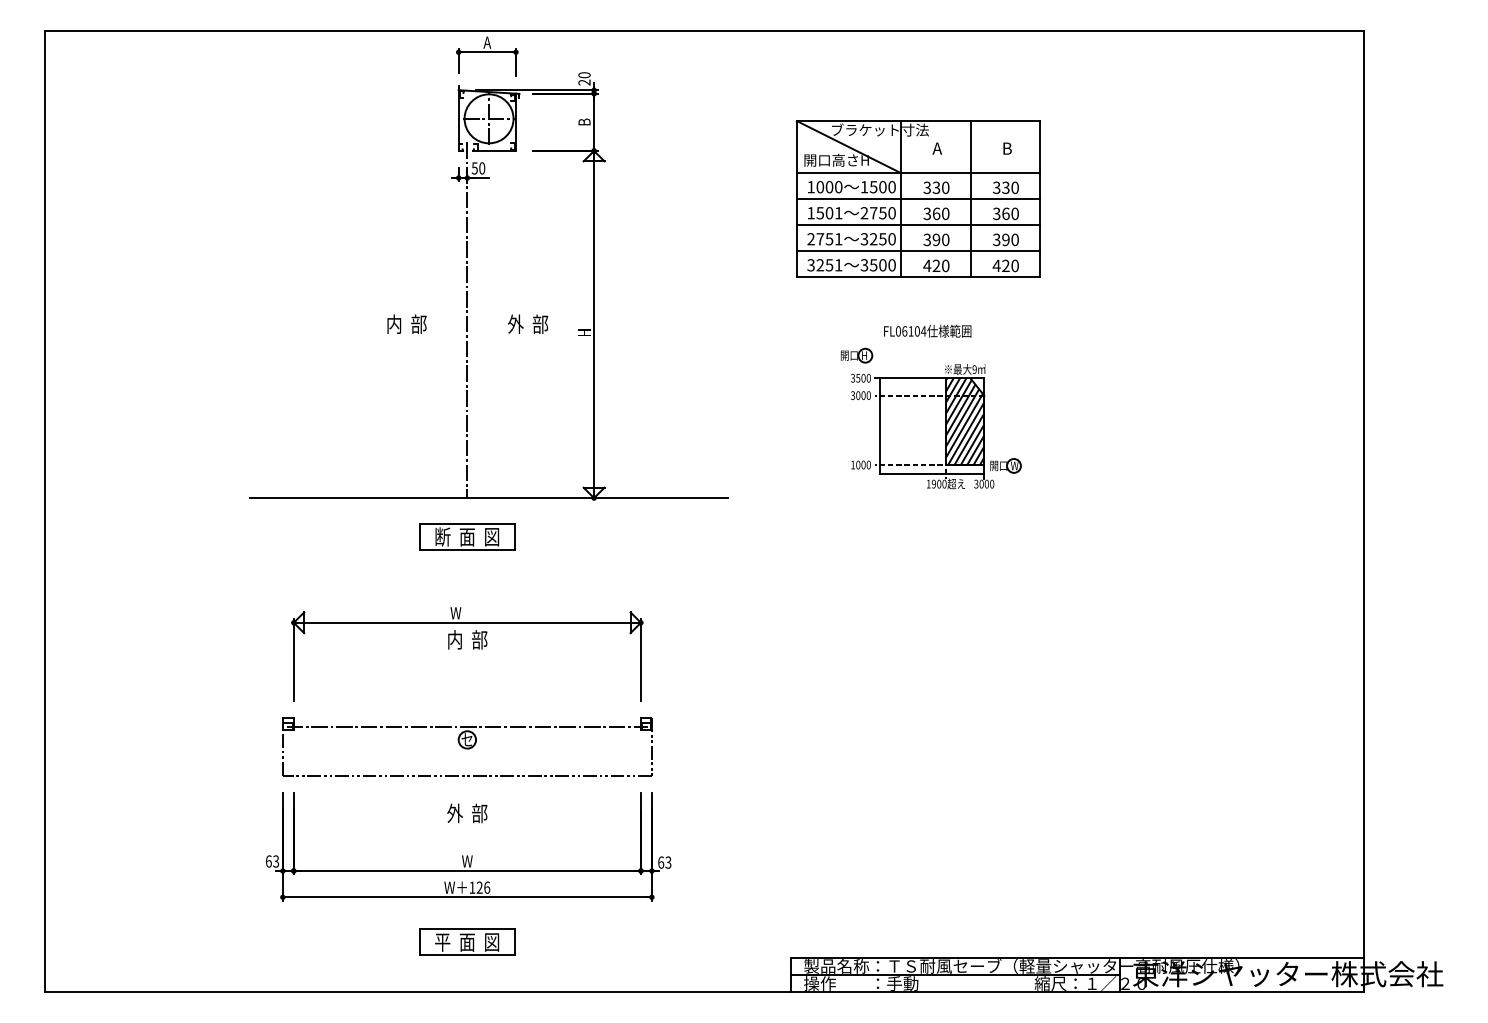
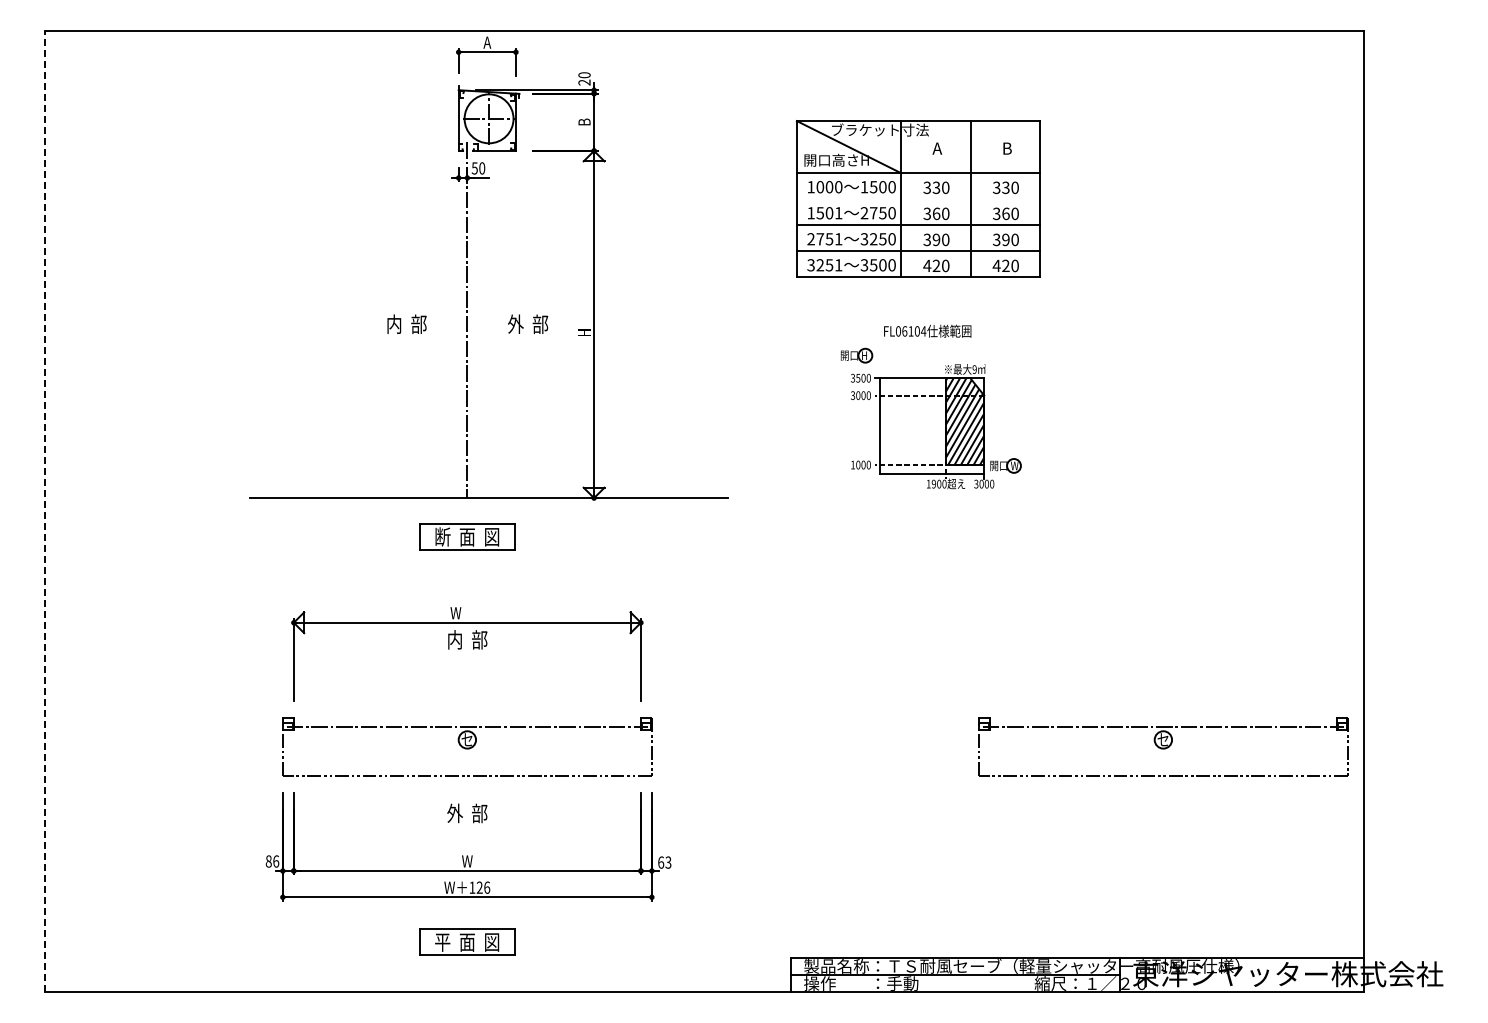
line: present -> none (917, 199)
line: solid -> dashed (44, 511)
part: none -> present (1163, 746)
text: 63 -> 86 (272, 861)
